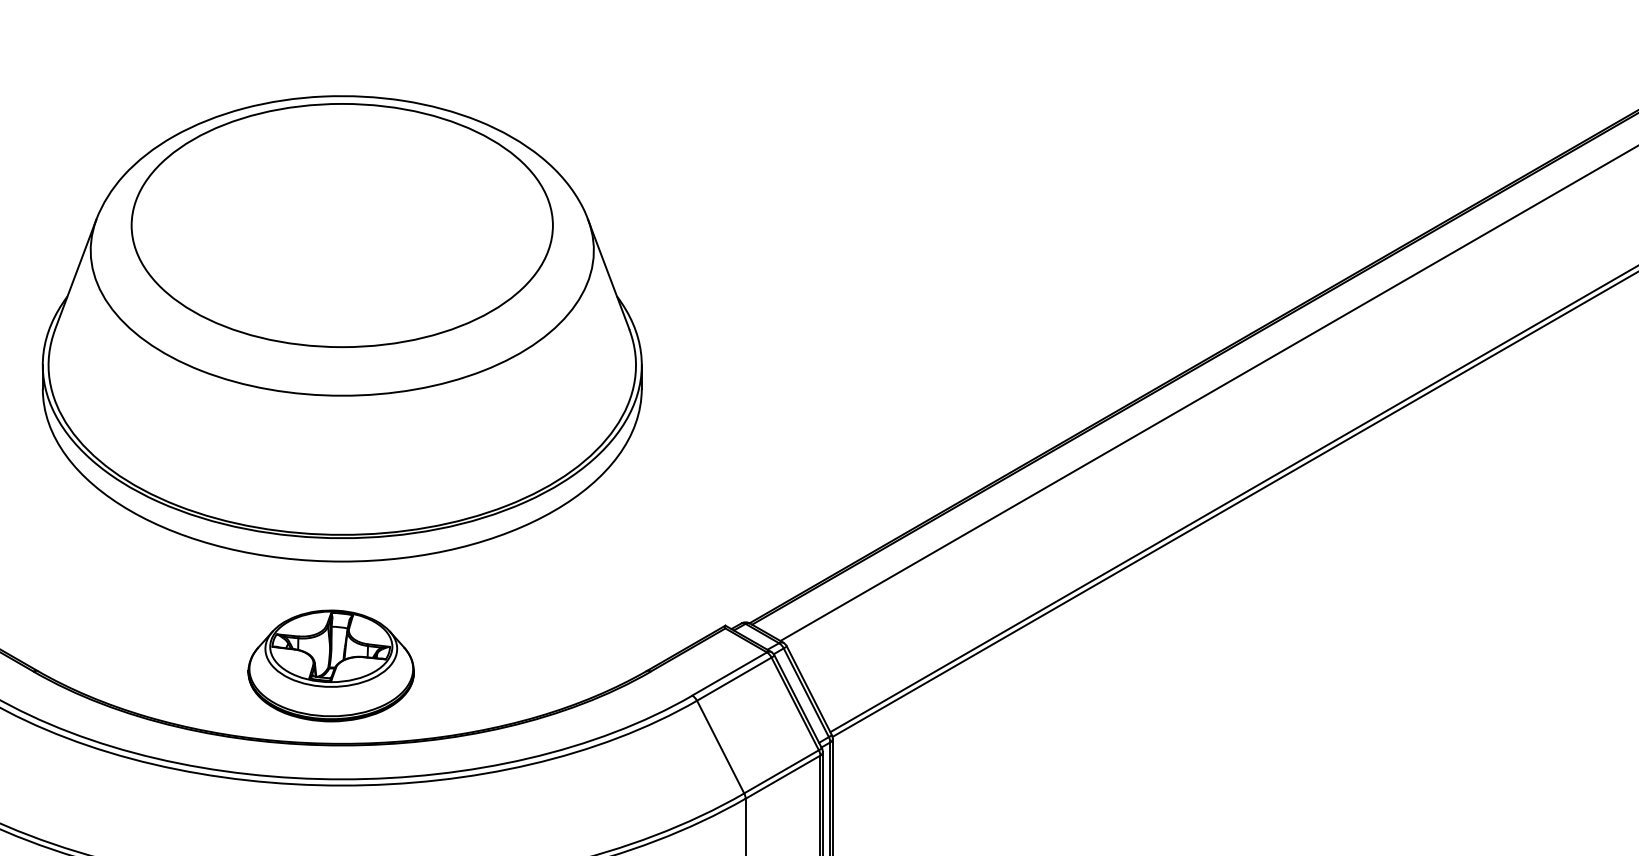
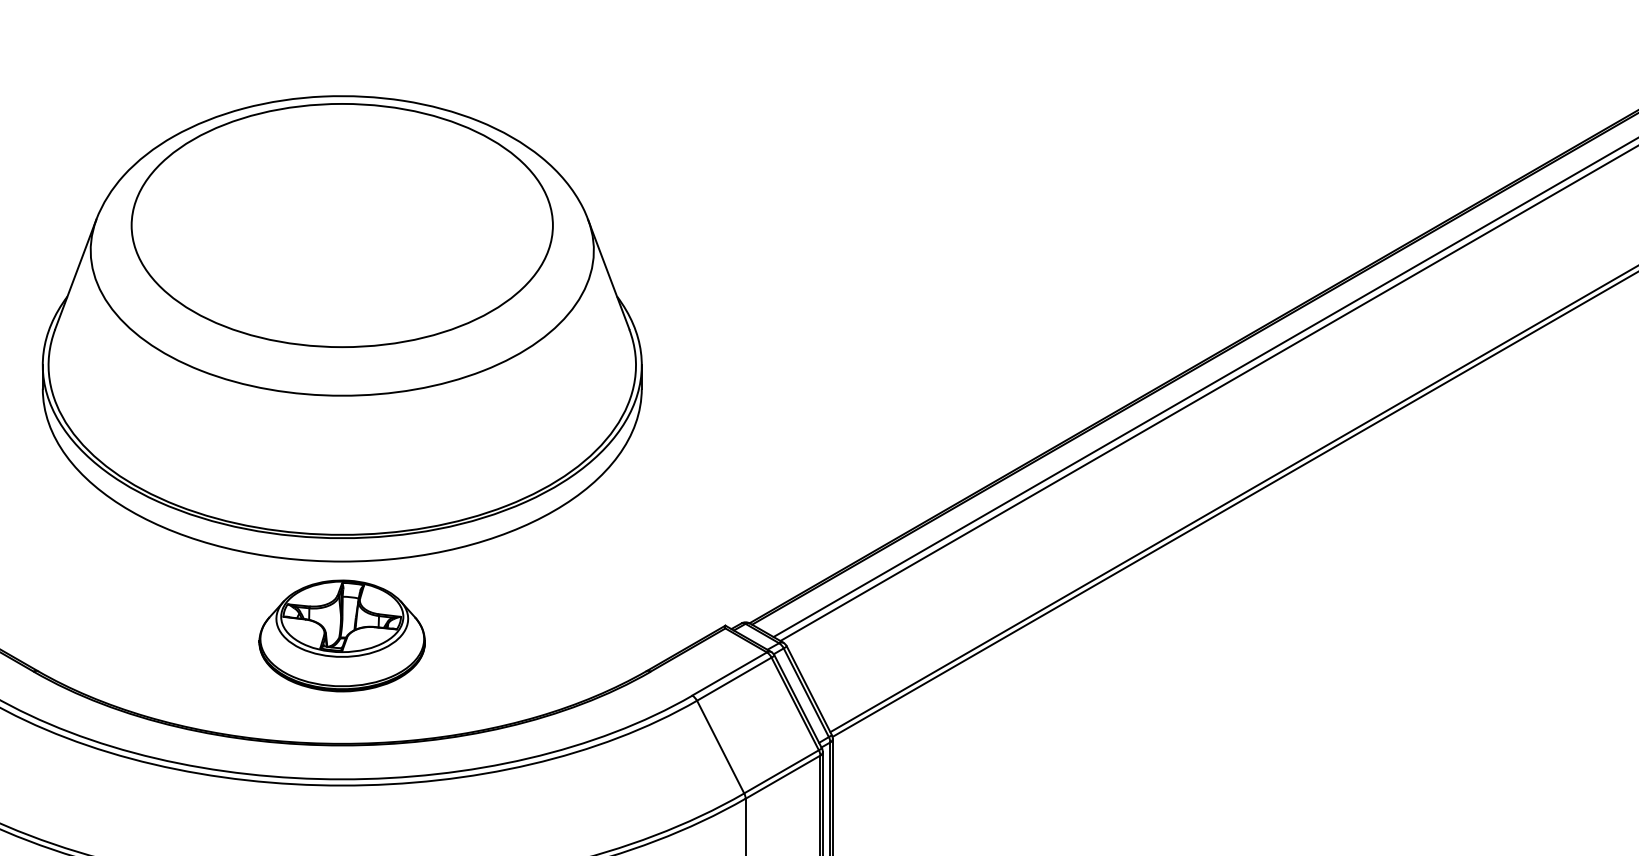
line: none -> present (1204, 388)
part position: (330, 665) -> (341, 635) (341, 635)
